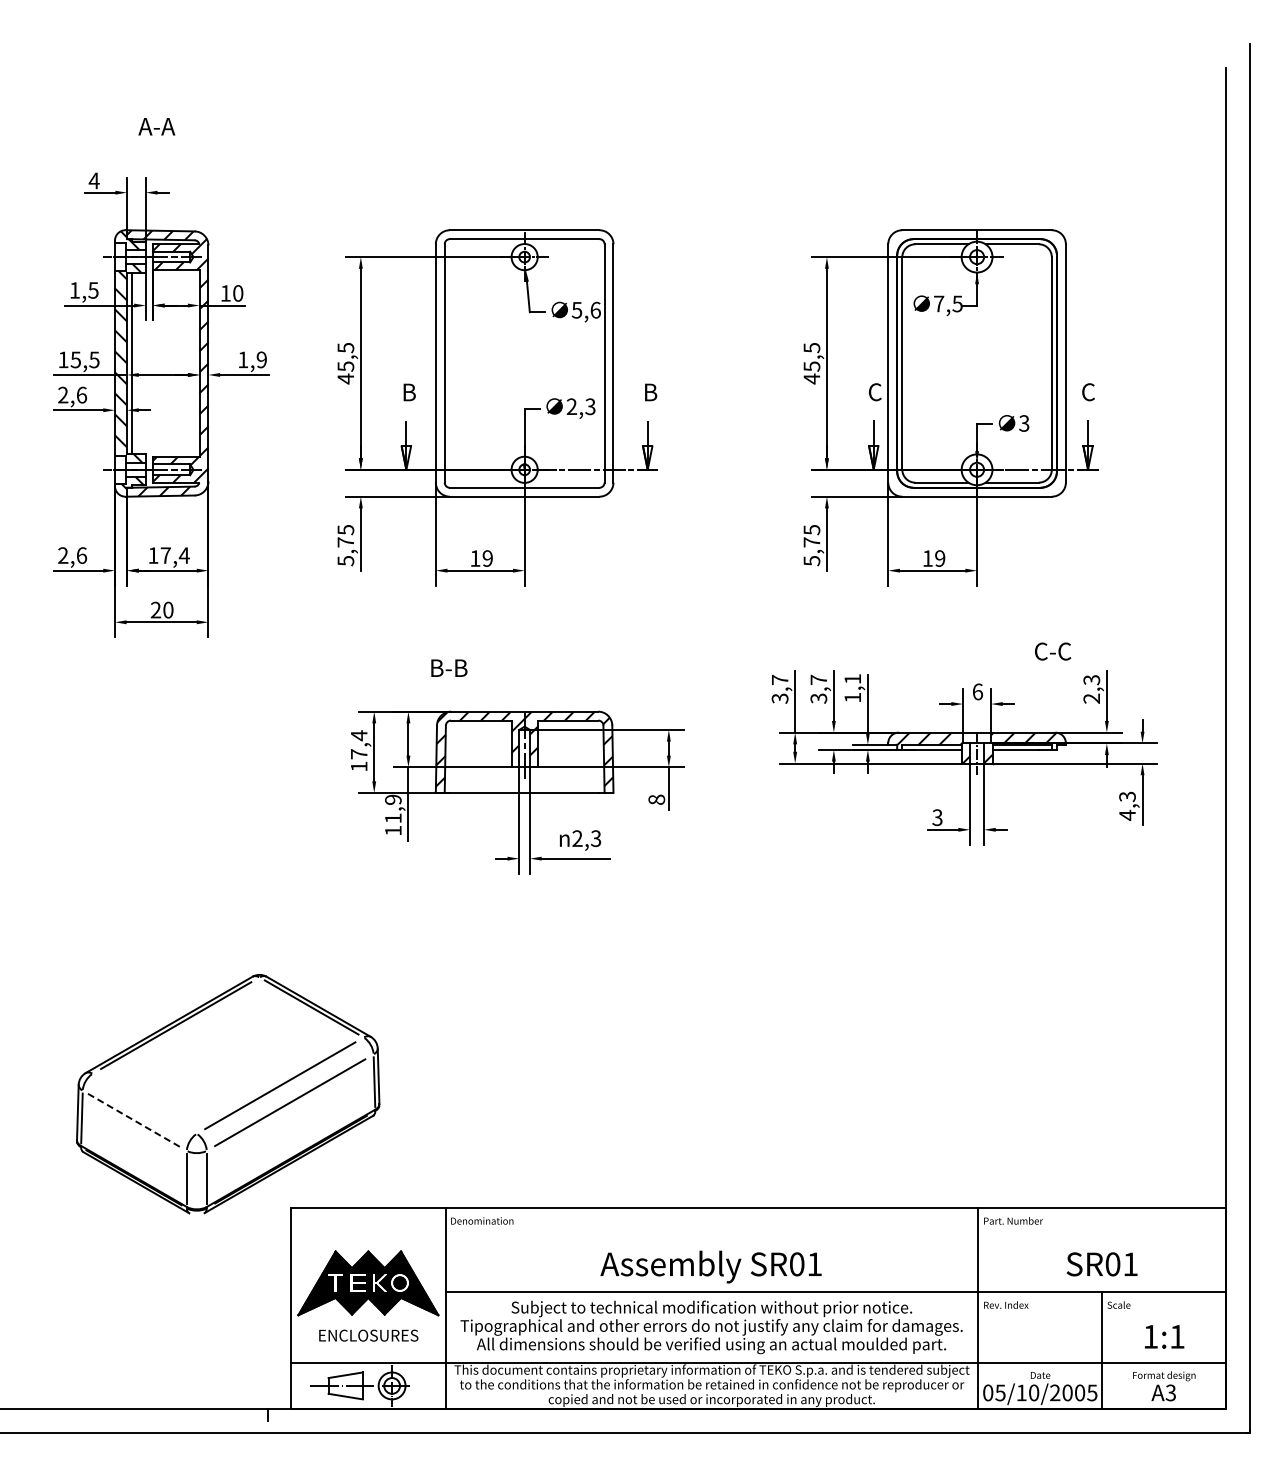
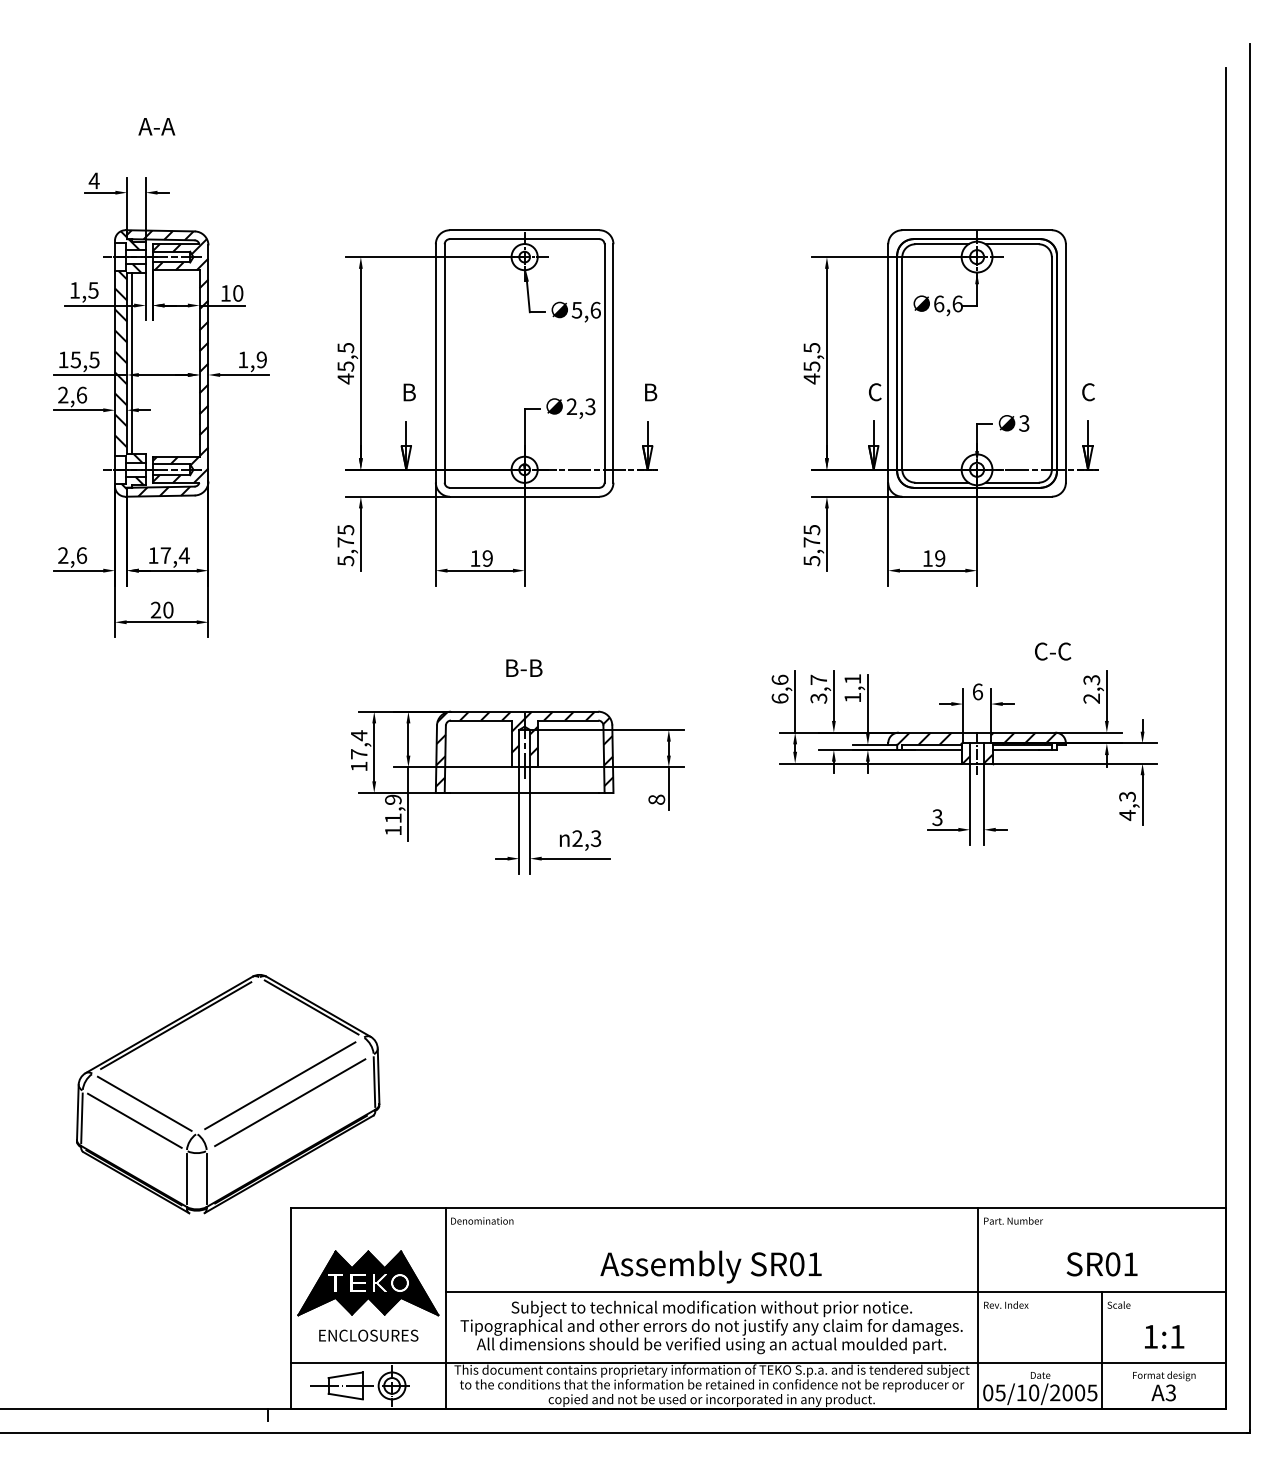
text: 7,5 -> 6,6 (948, 303)
text position: (449, 667) -> (524, 667) (524, 667)
text: 3,7 -> 6,6 (779, 688)
line: none -> present (144, 1103)
line: dashed -> solid (135, 1121)
